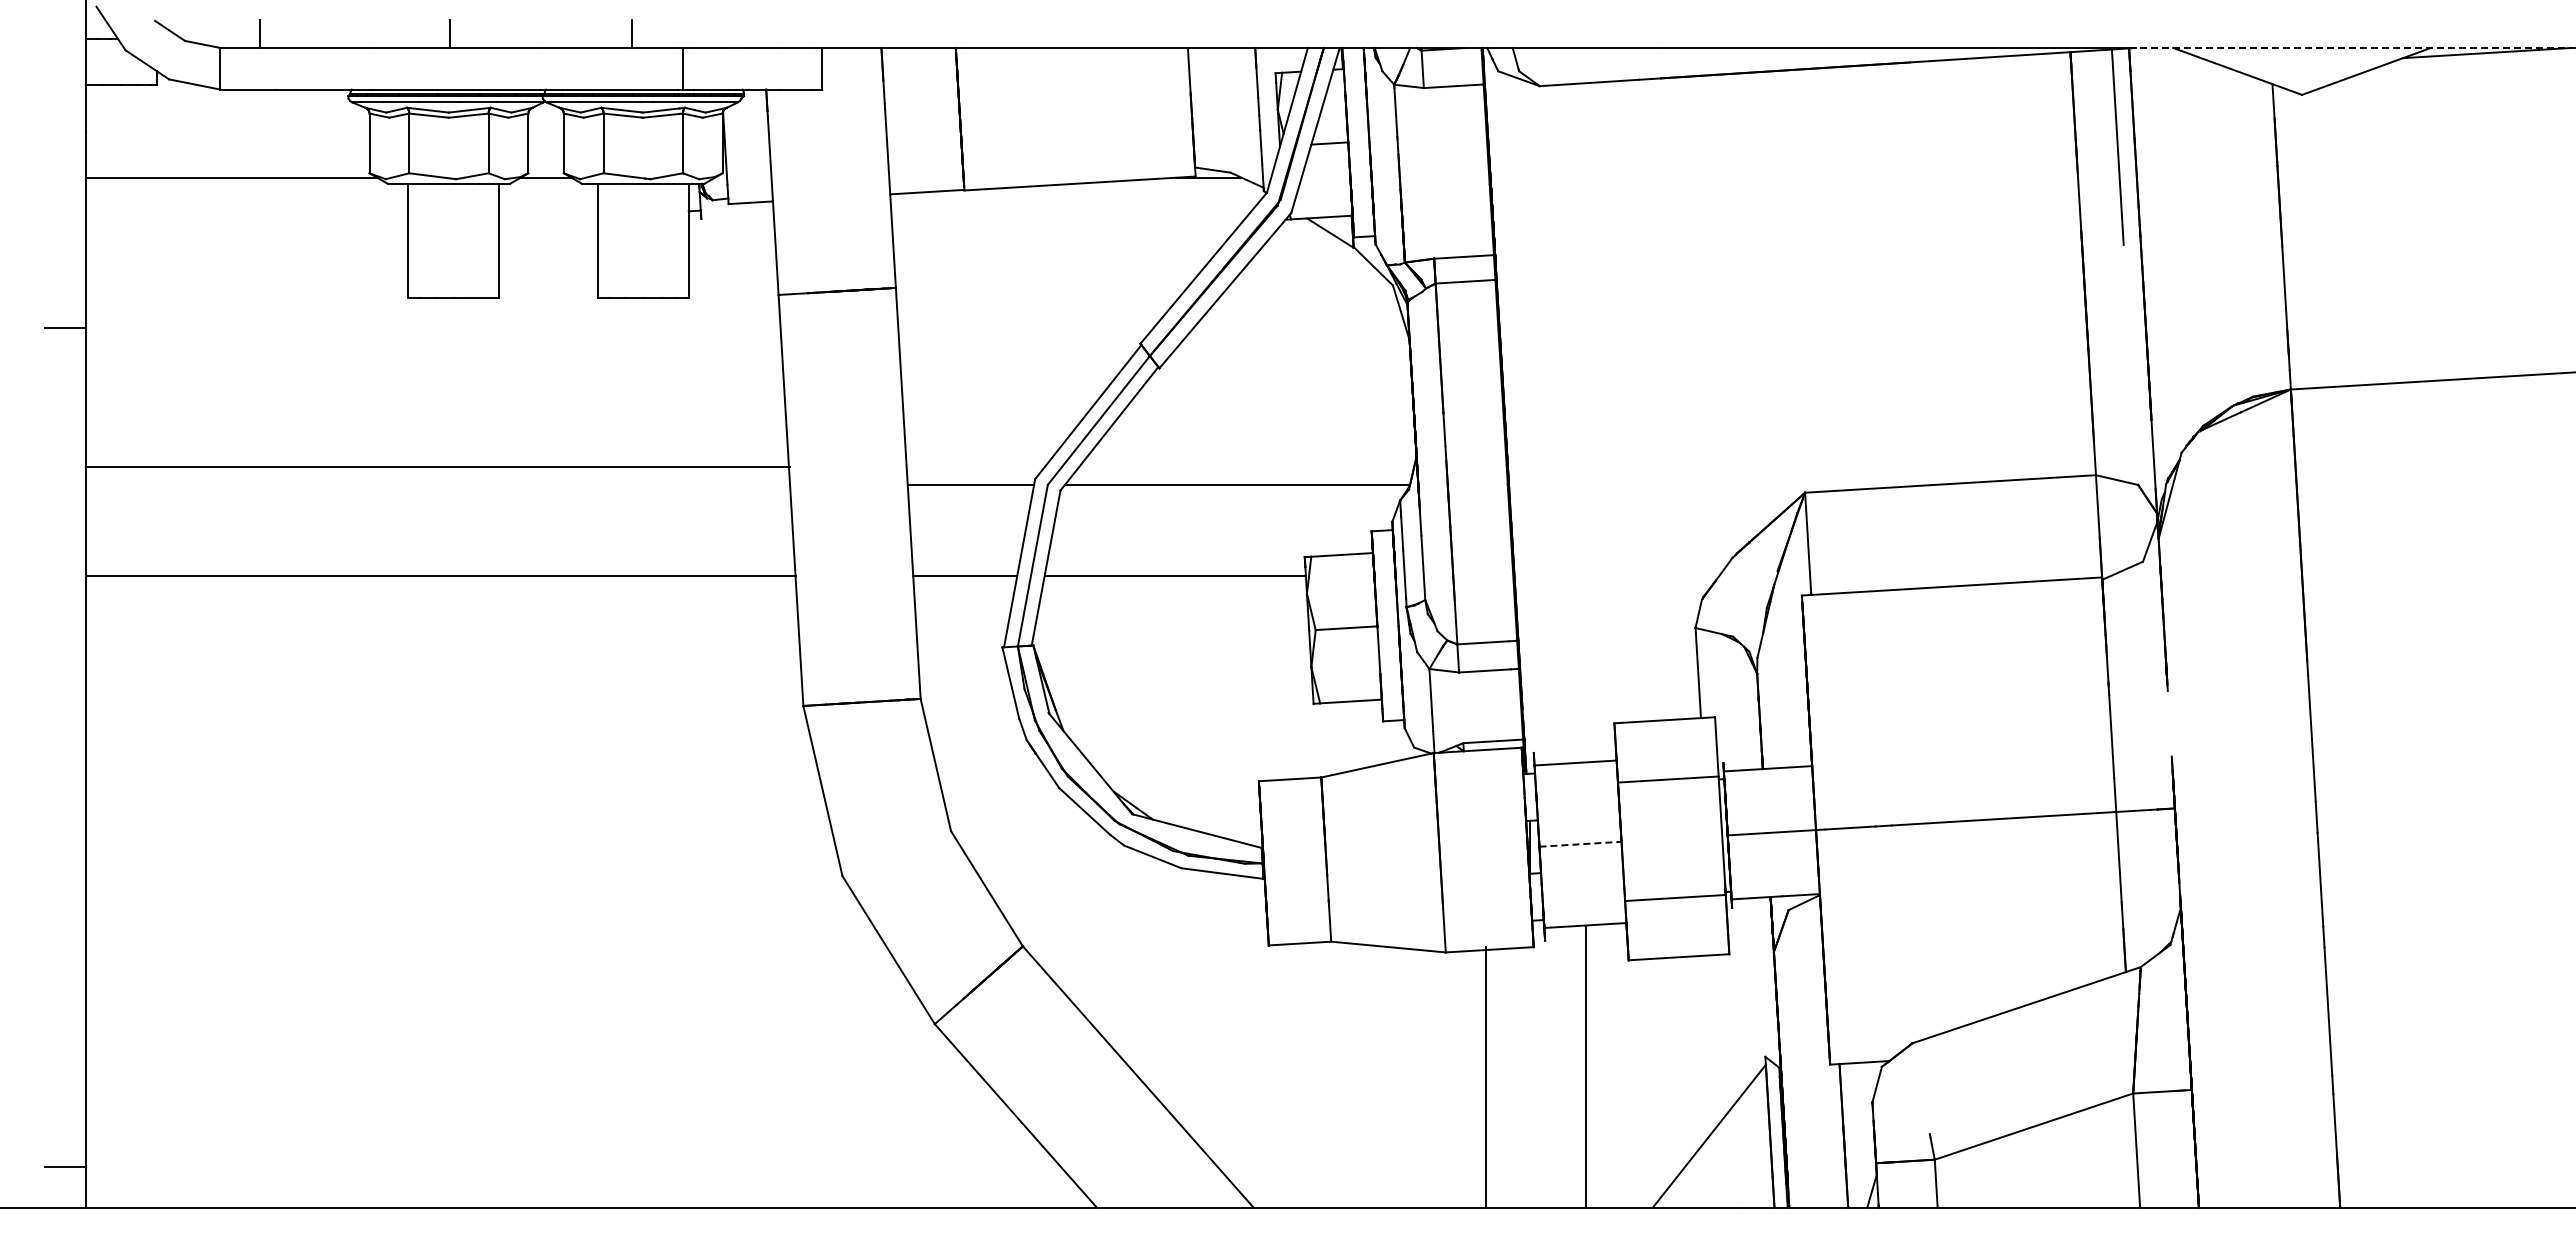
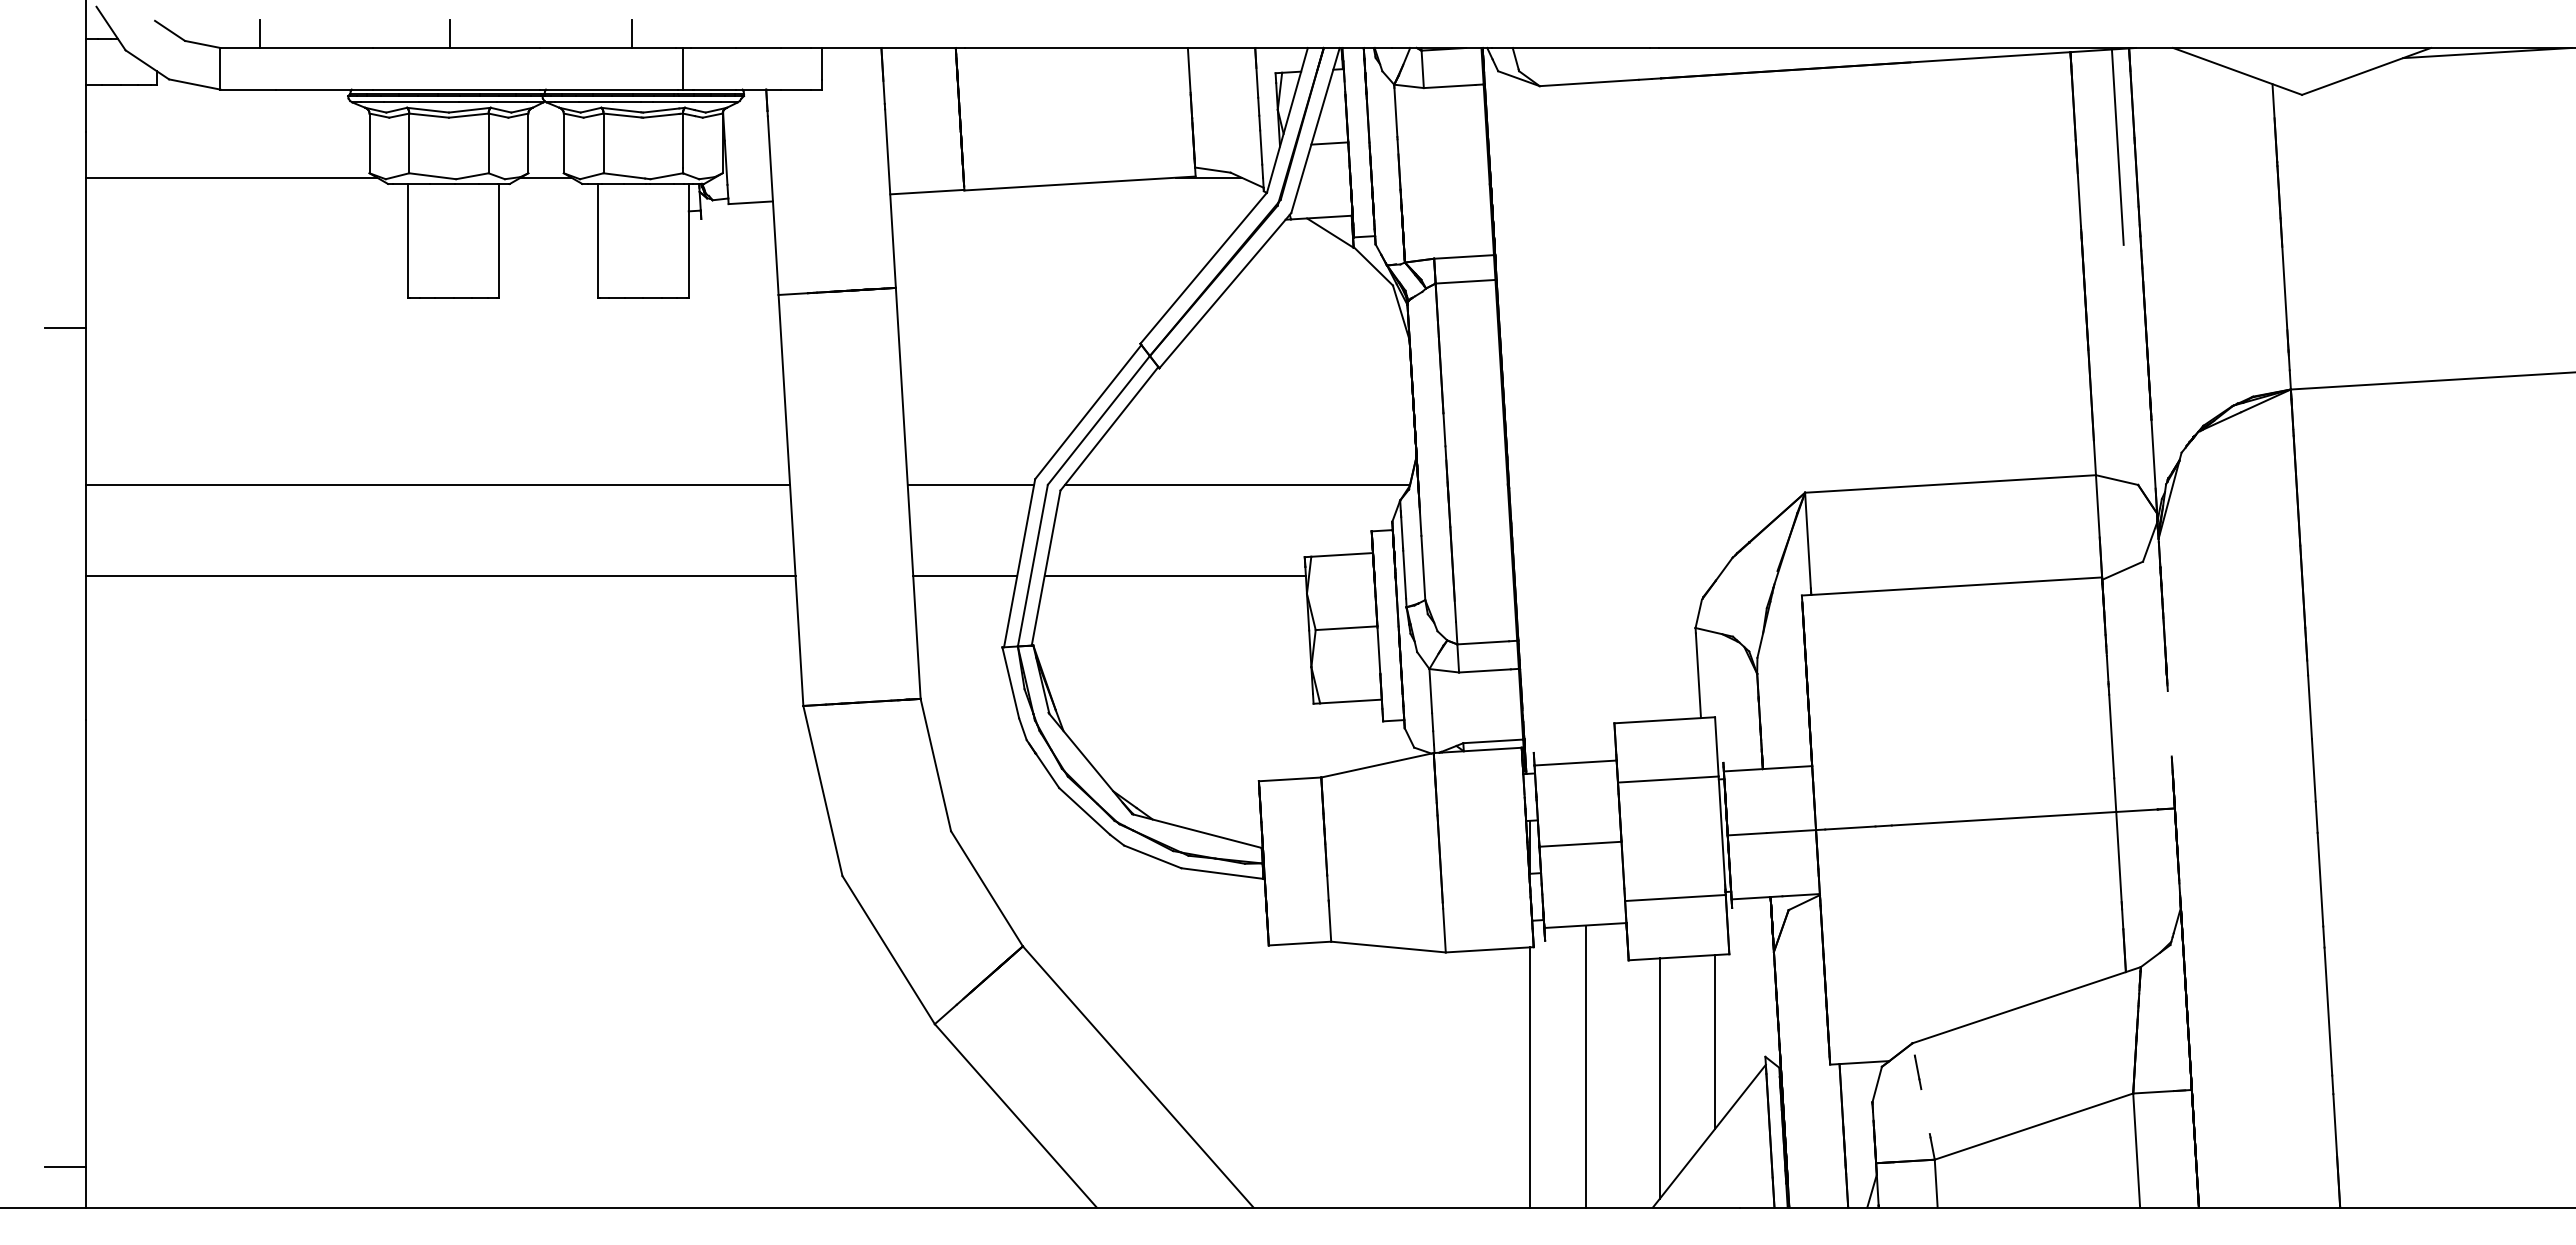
line: dashed -> solid (2352, 47)
line position: (438, 467) -> (438, 485) (438, 485)
line: dashed -> solid (1581, 844)
line: none -> present (1715, 1041)
line: none -> present (1917, 1071)
line position: (1486, 1077) -> (1530, 1077) (1530, 1077)
line: none -> present (1659, 1078)
